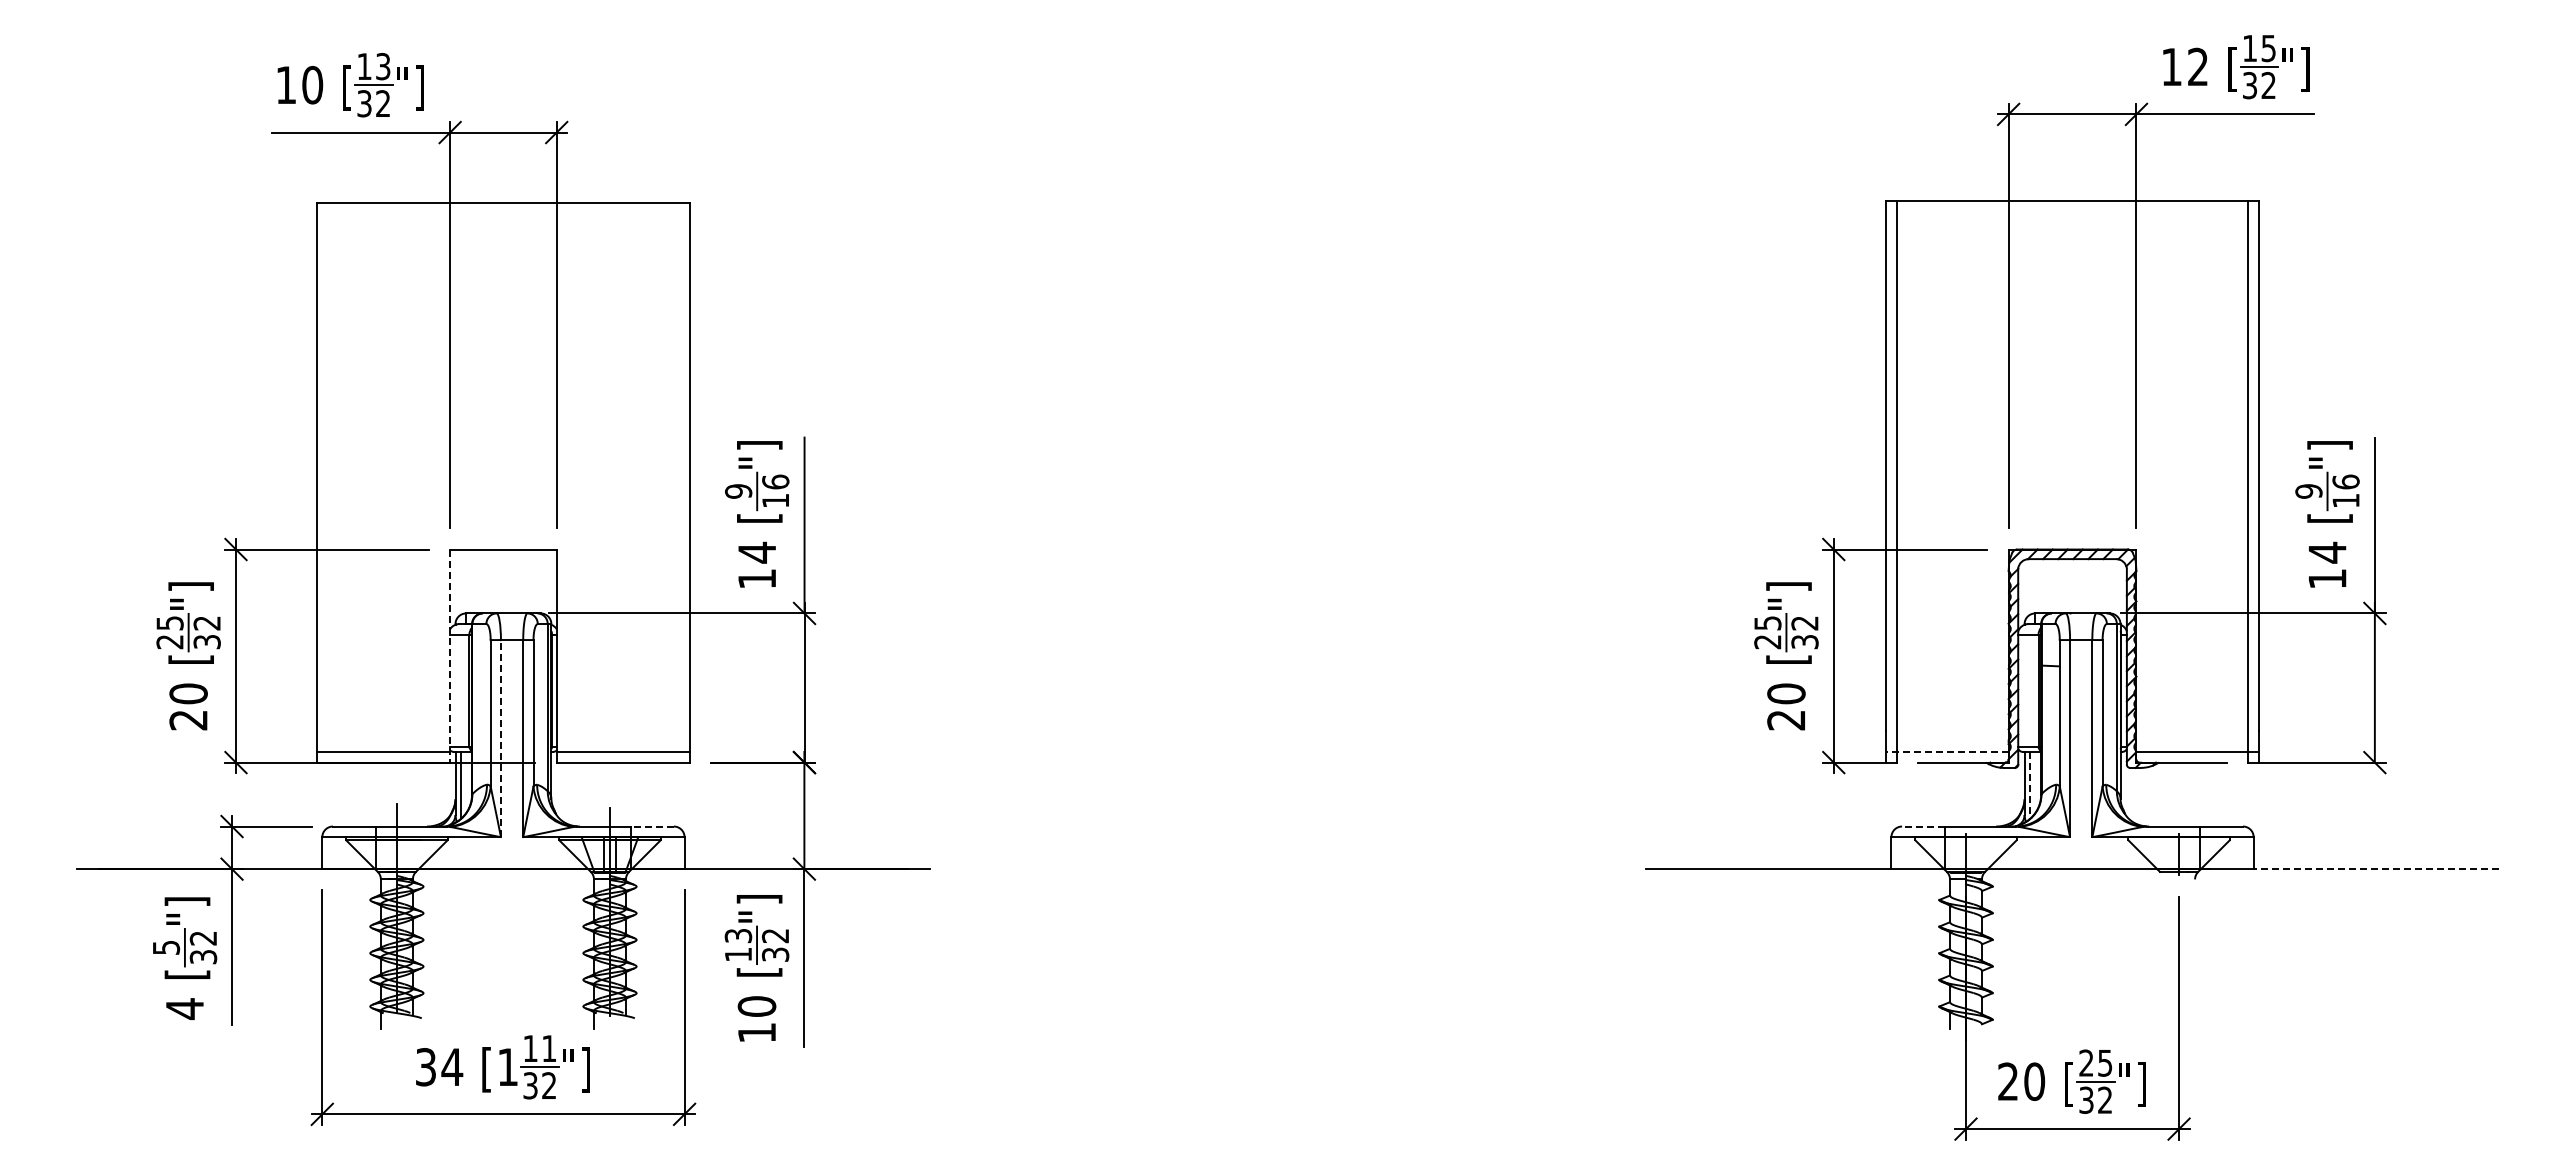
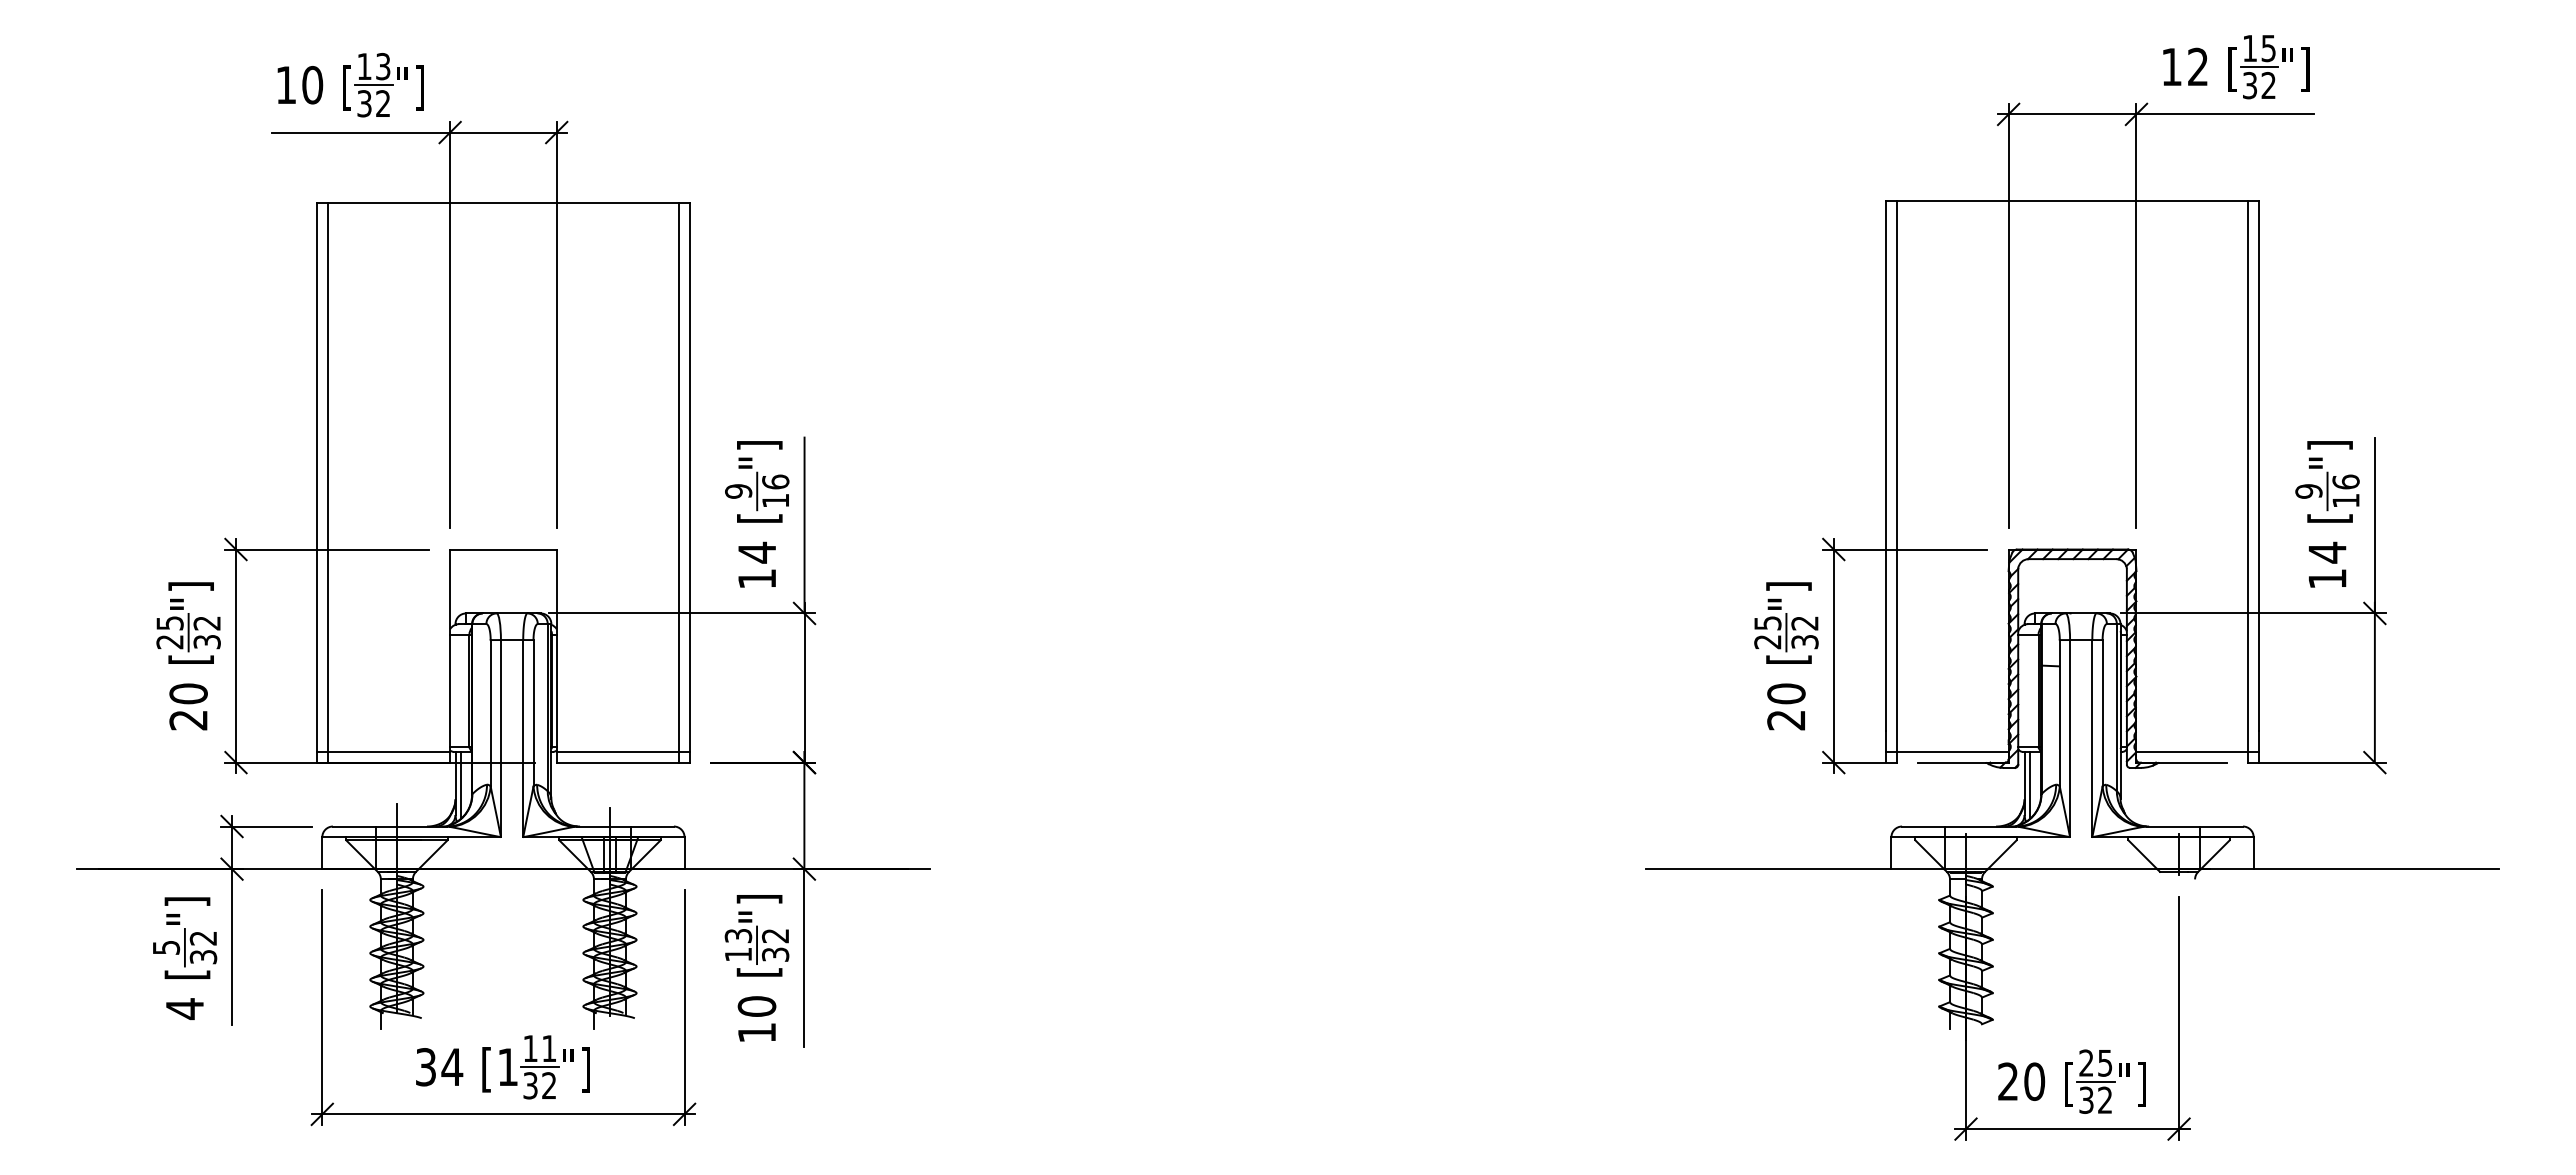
line: none -> present (327, 482)
line: none -> present (679, 482)
line: dashed -> solid (450, 656)
line: dashed -> solid (500, 738)
line: dashed -> solid (1946, 751)
line: dashed -> solid (2029, 785)
line: dashed -> solid (652, 826)
line: dashed -> solid (1922, 826)
line: dashed -> solid (2376, 869)
